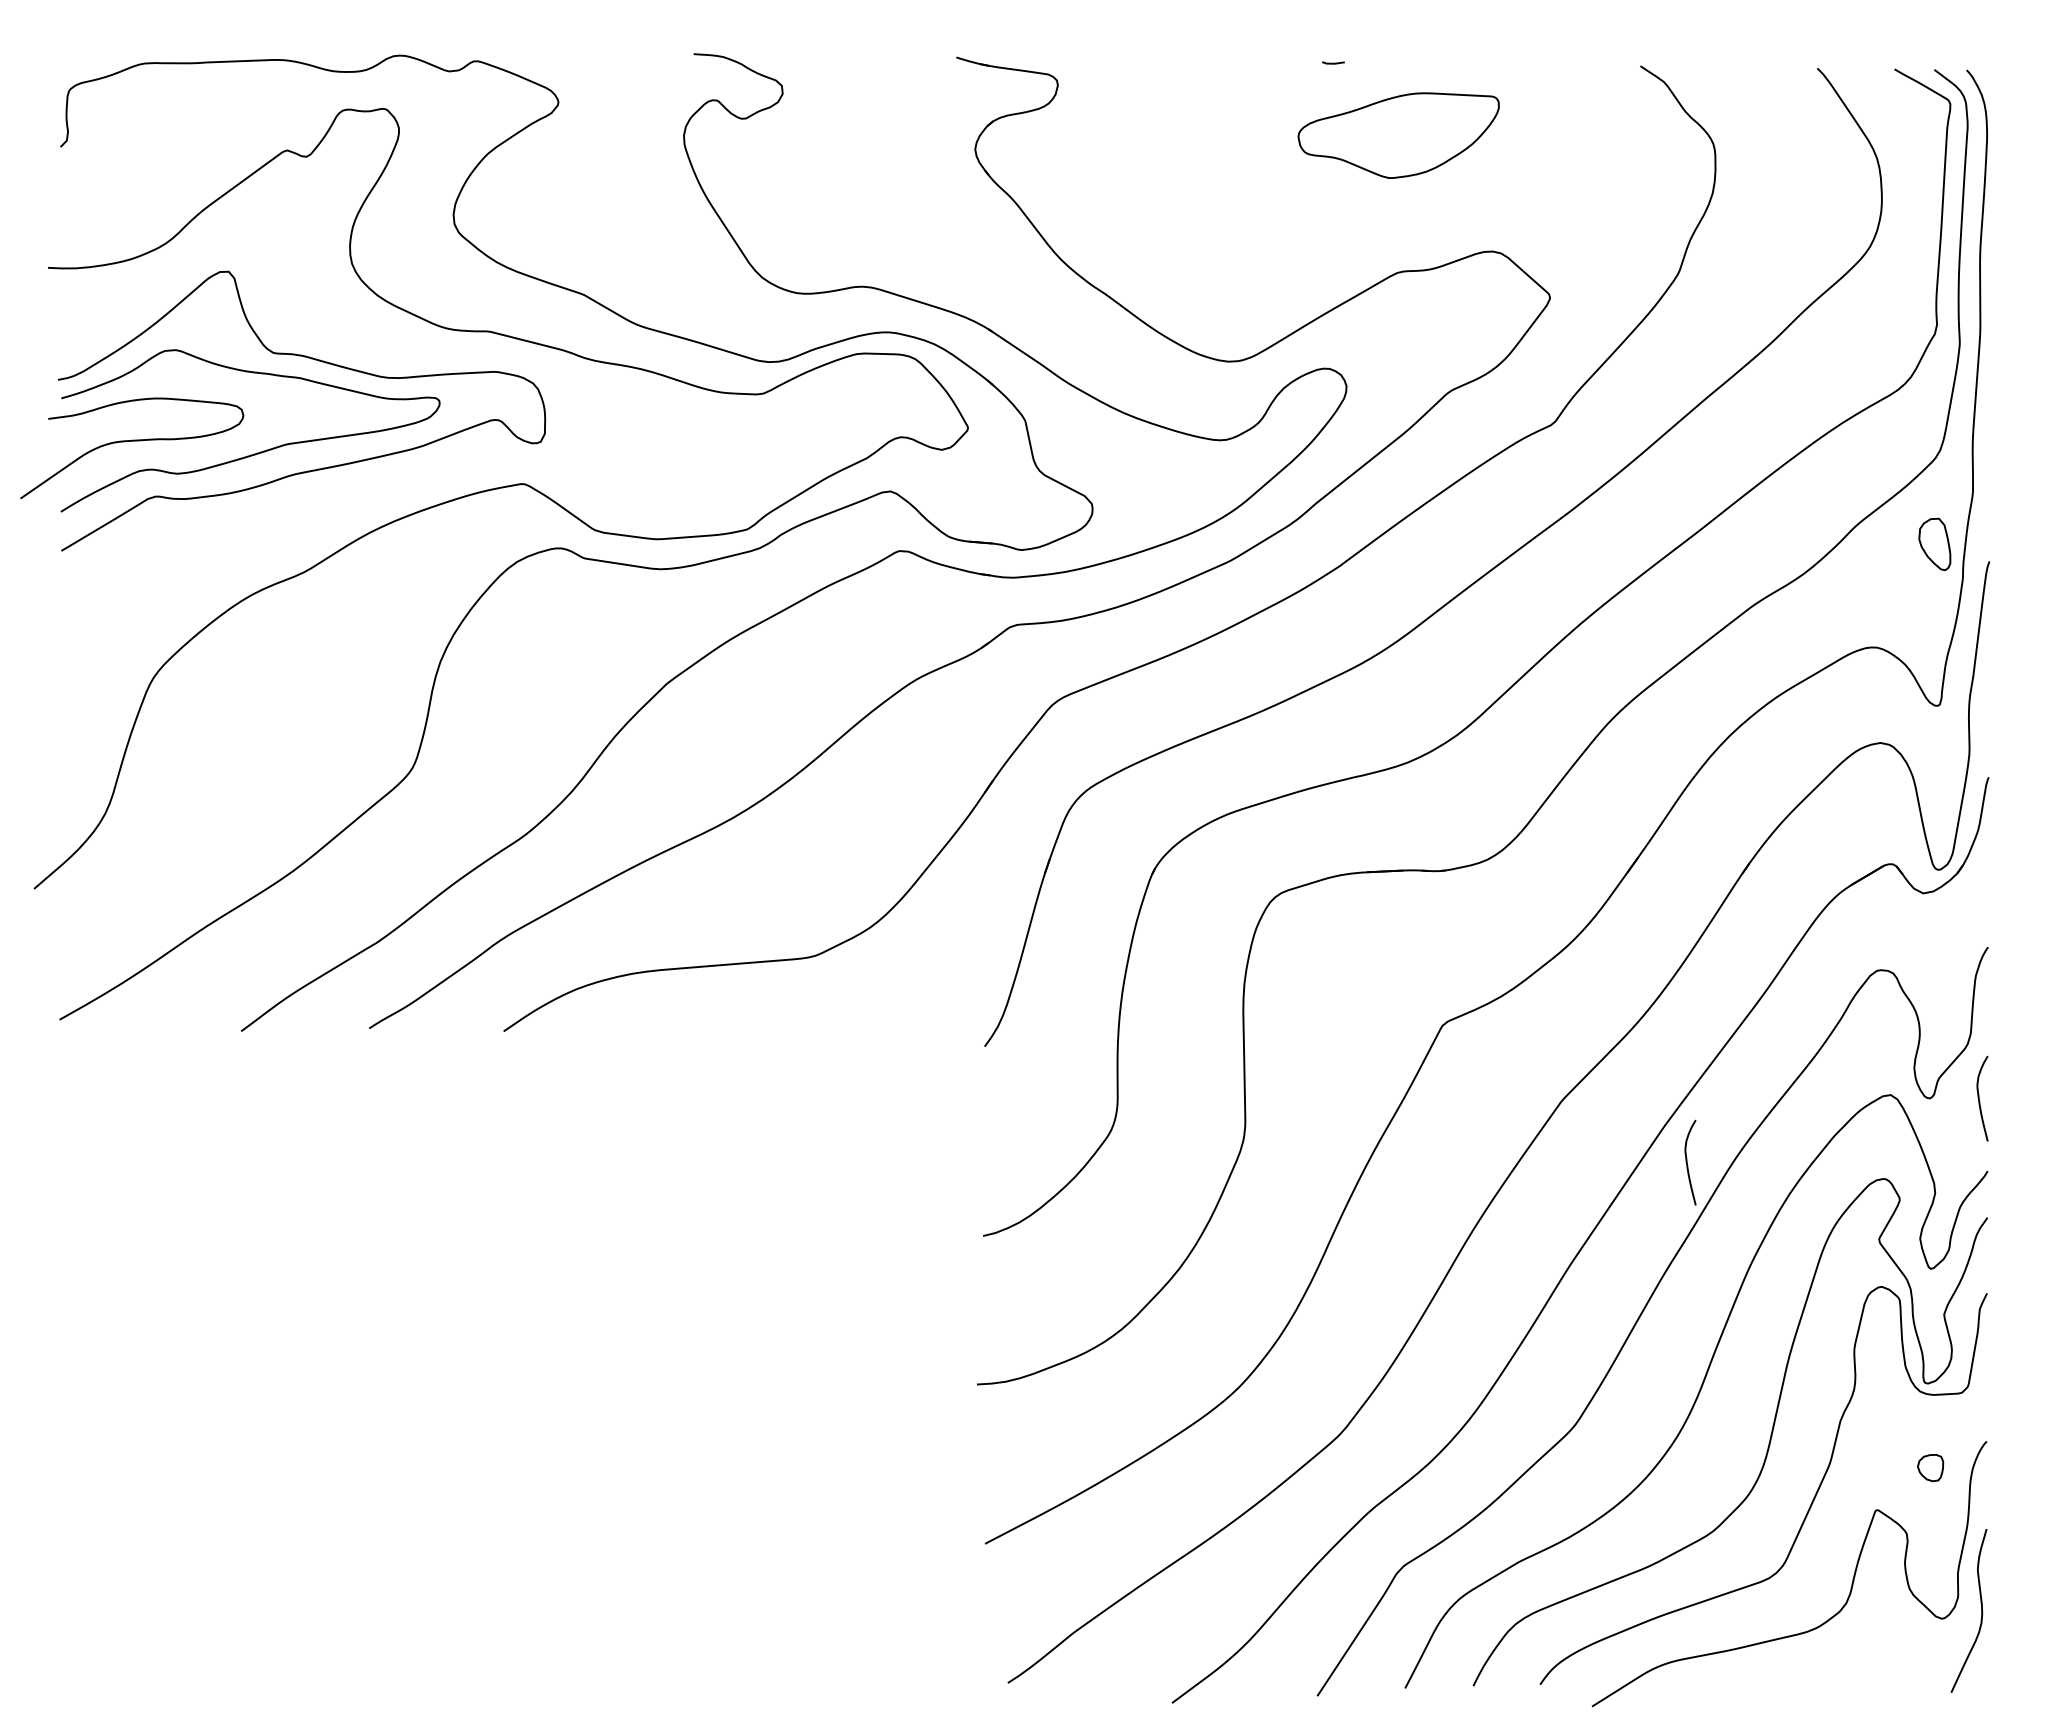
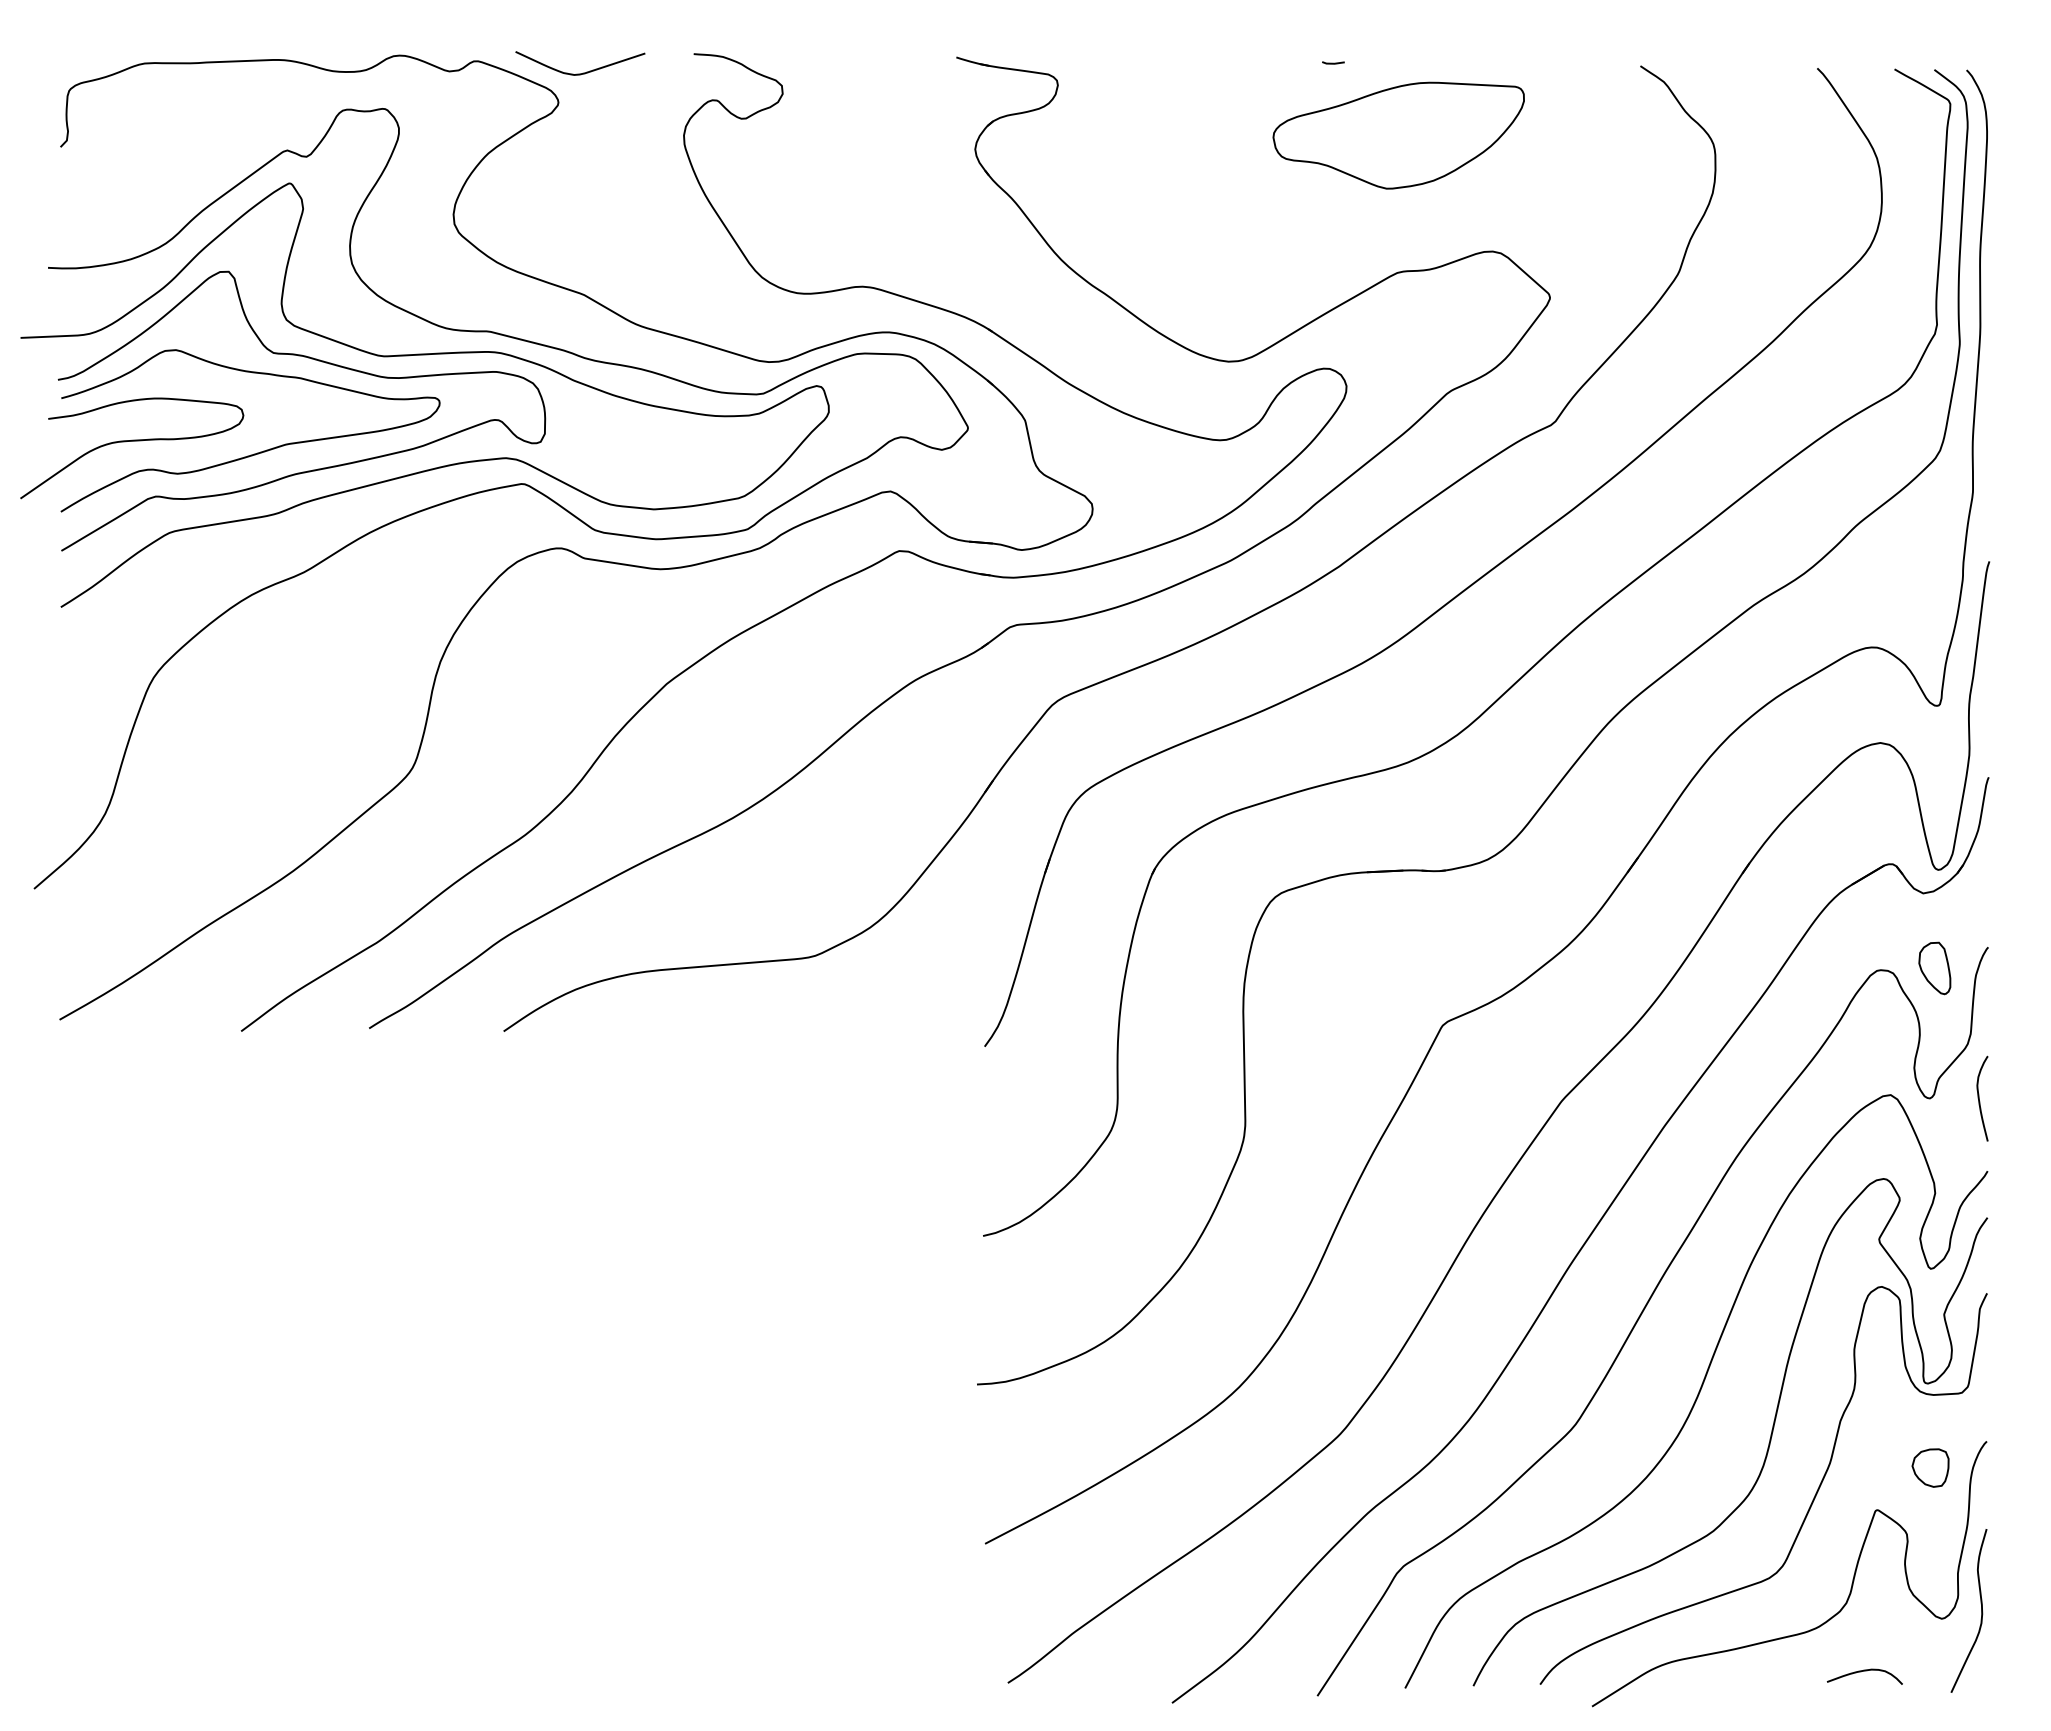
curve: none -> present (583, 72)
part size: 203x87 px -> 253x109 px (1398, 135)
curve: none -> present (424, 355)
part position: (1934, 544) -> (1934, 968) (1934, 968)
curve: present -> none (1687, 1162)
part size: 28x29 px -> 39x40 px (1930, 1467)
curve: none -> present (1864, 1671)
